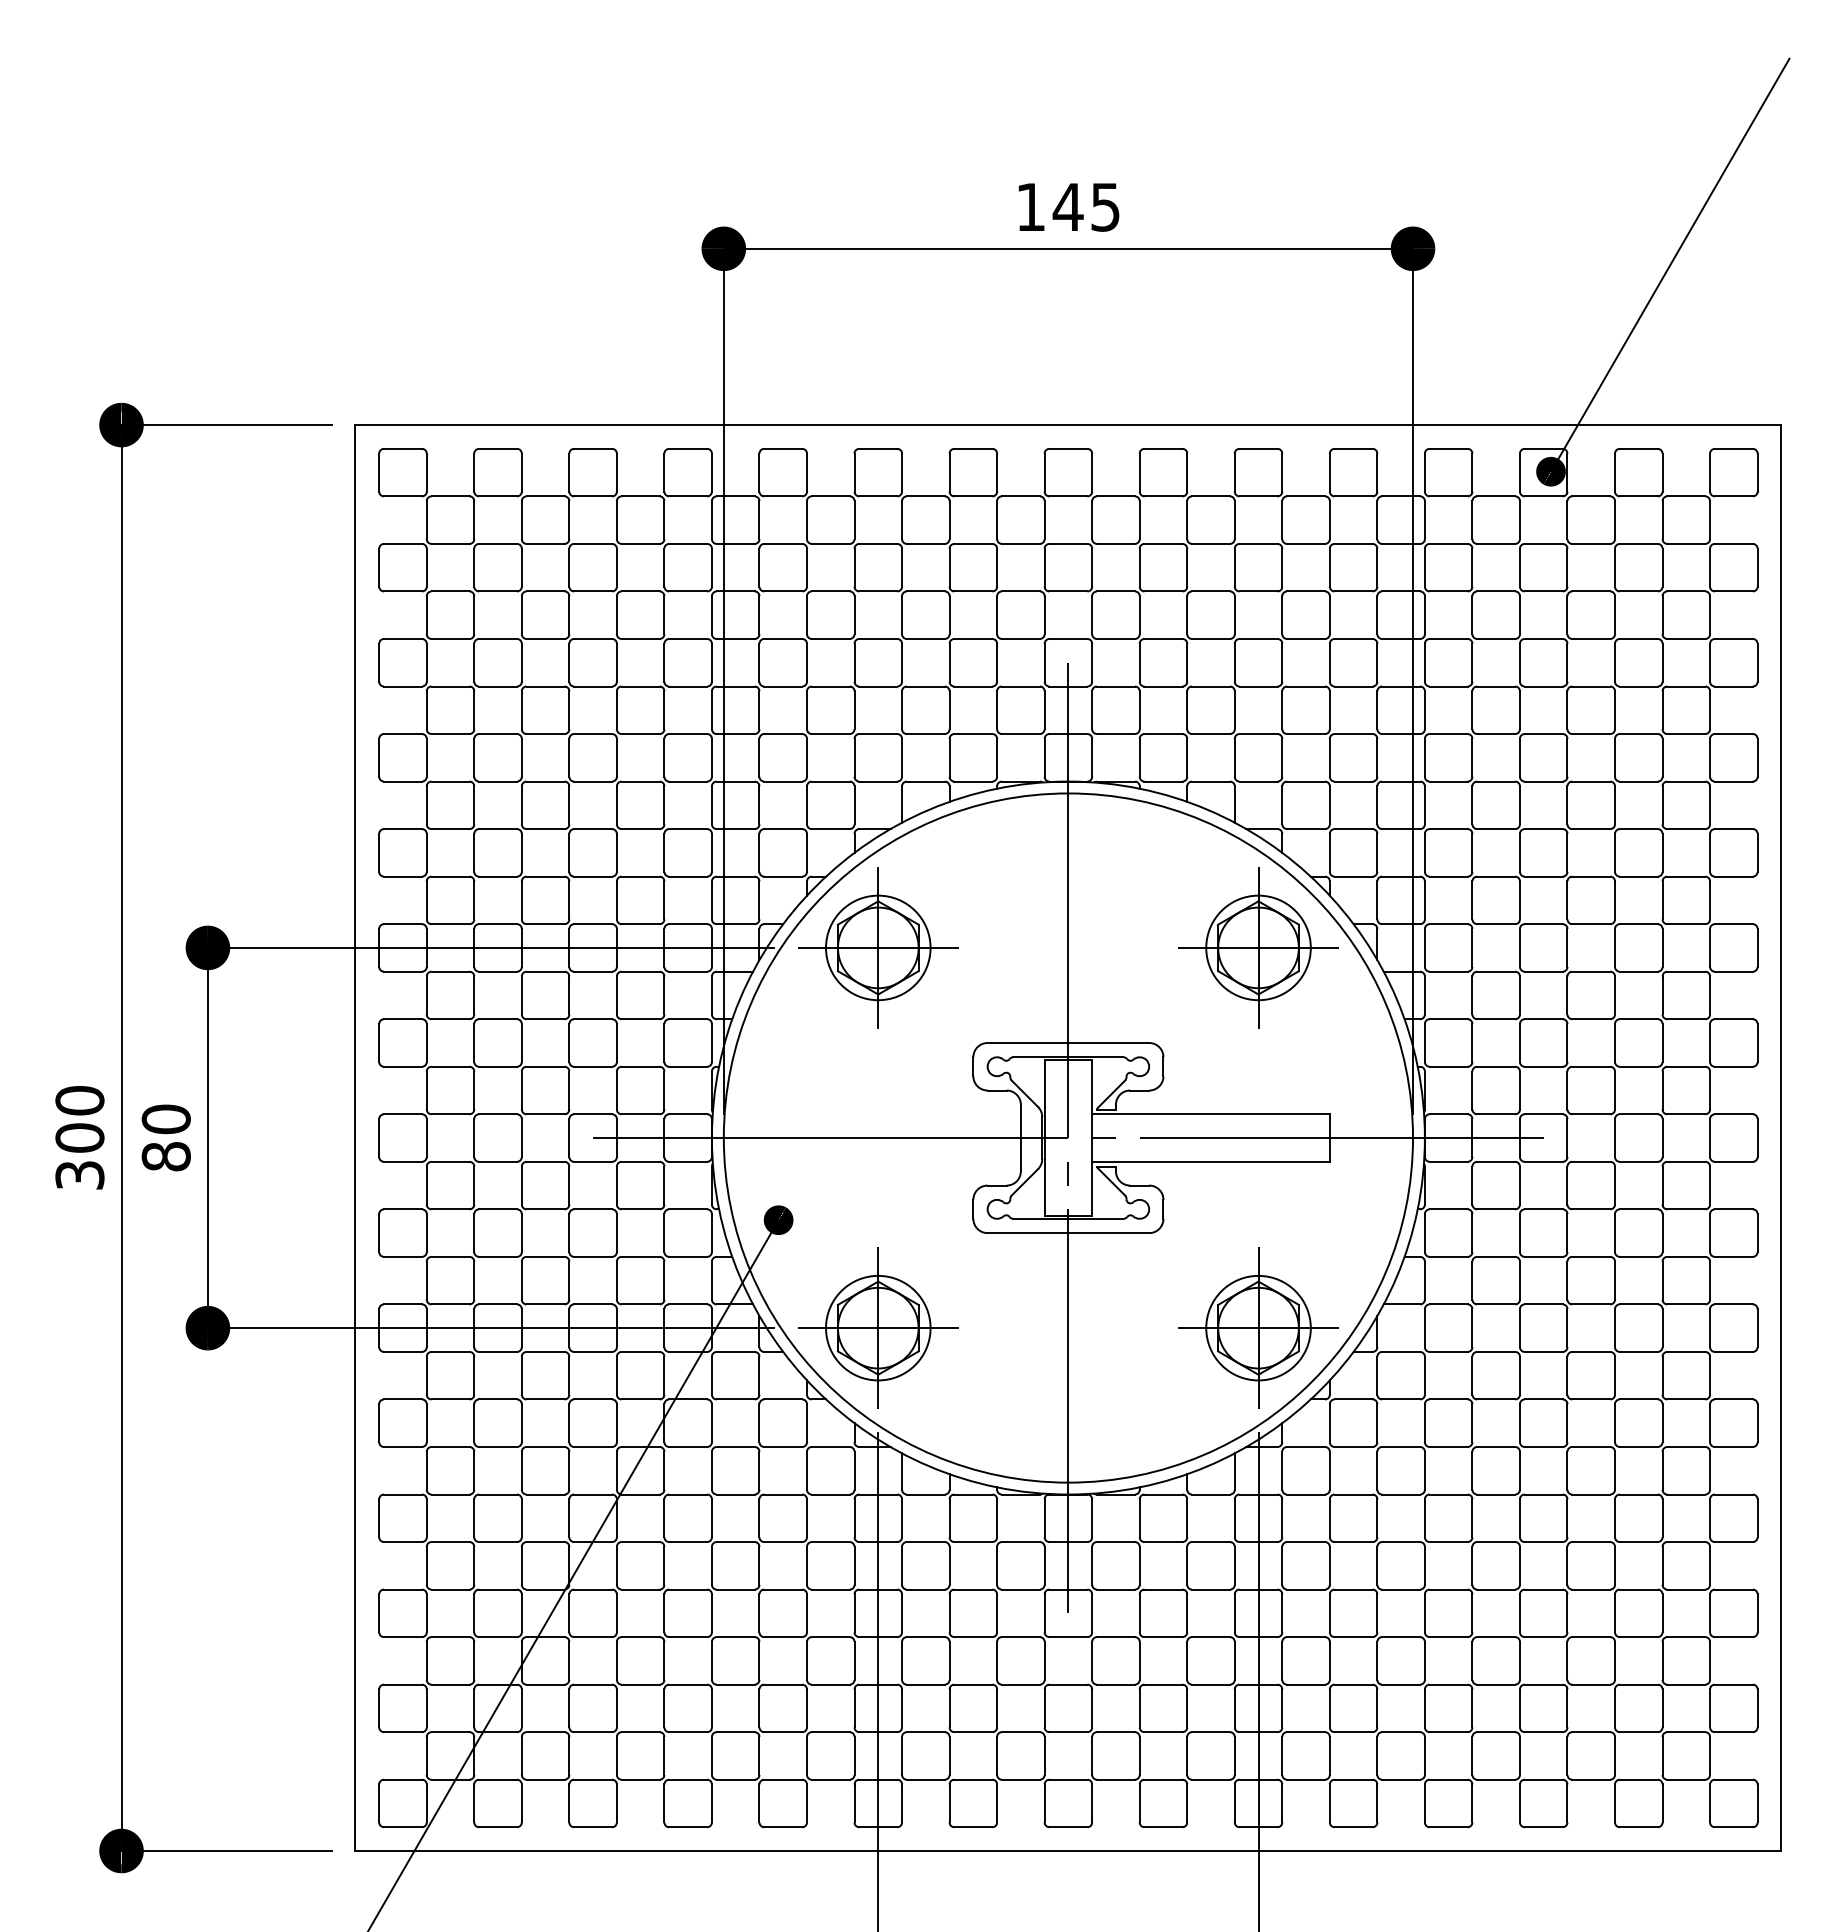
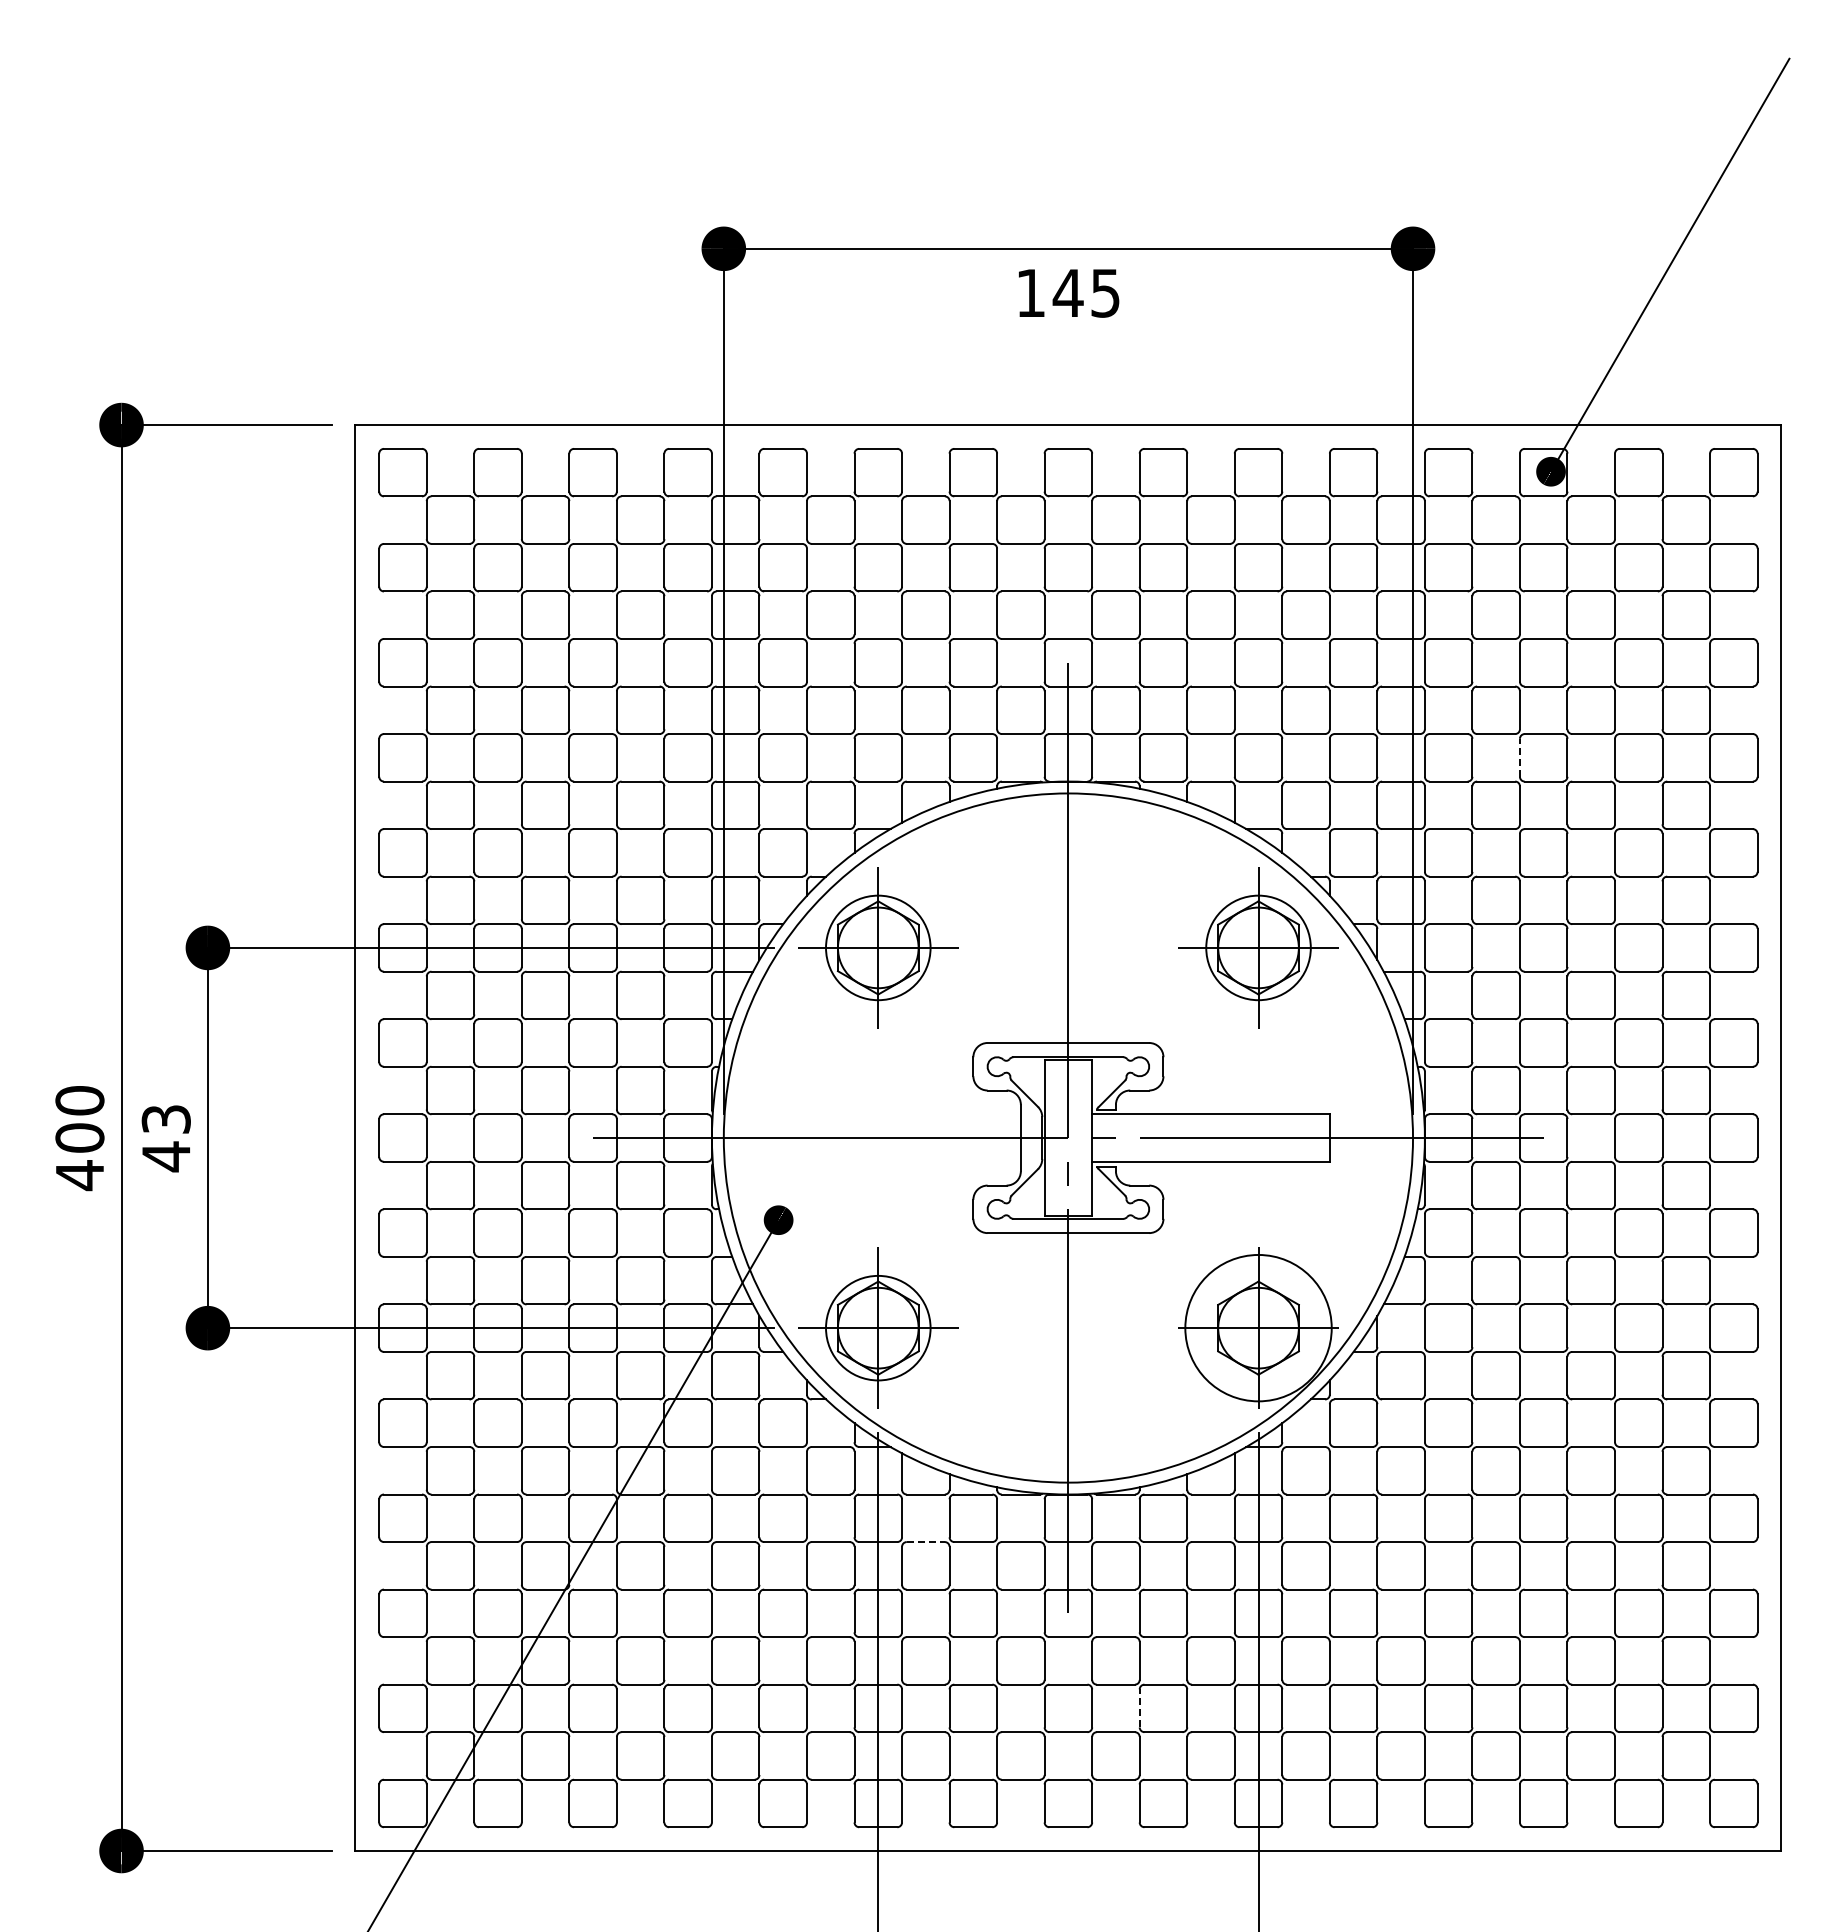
text position: (1069, 207) -> (1069, 293) (1069, 293)
line: solid -> dashed (1519, 757)
text: 80 -> 43 (165, 1138)
text: 300 -> 400 (79, 1175)
circle diameter: 105 px -> 146 px (1258, 1327)
line: solid -> dashed (926, 1542)
line: solid -> dashed (1139, 1707)
